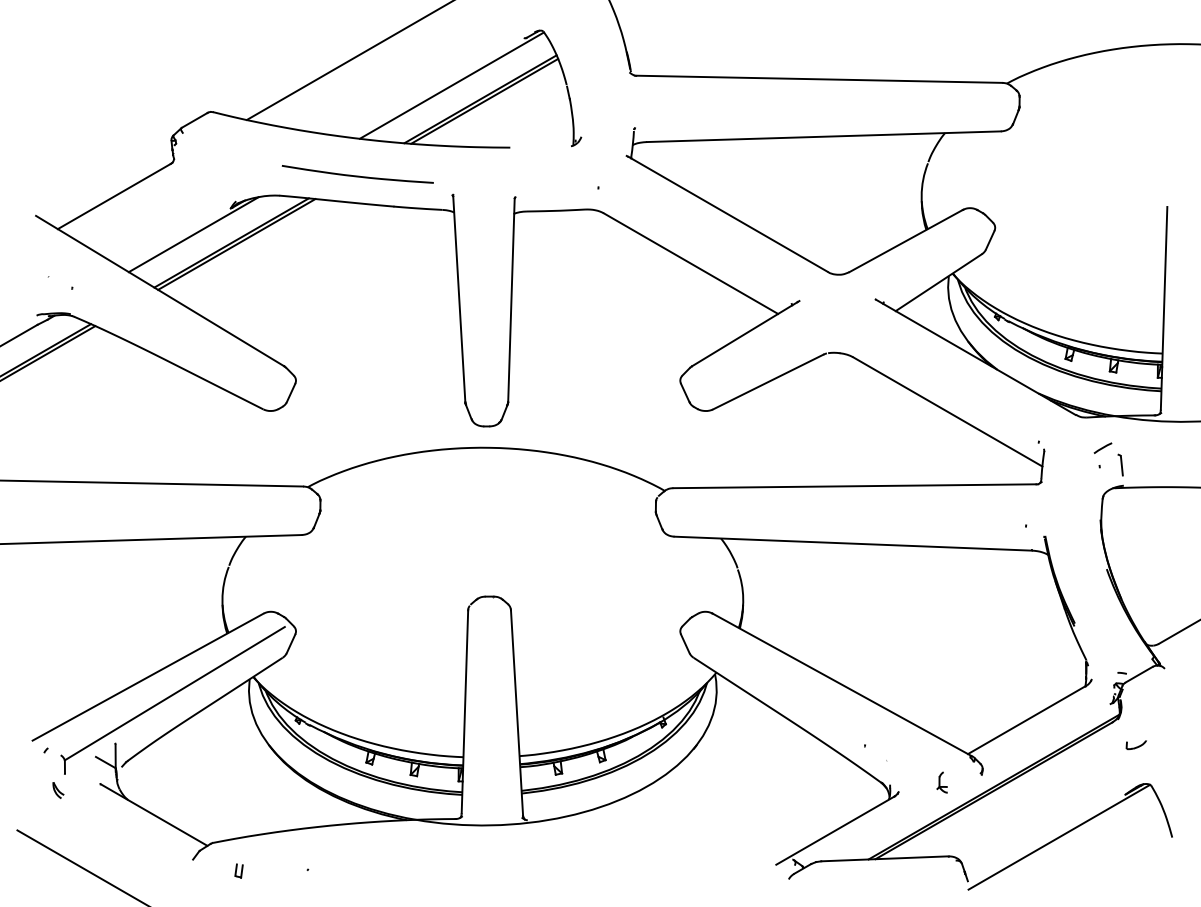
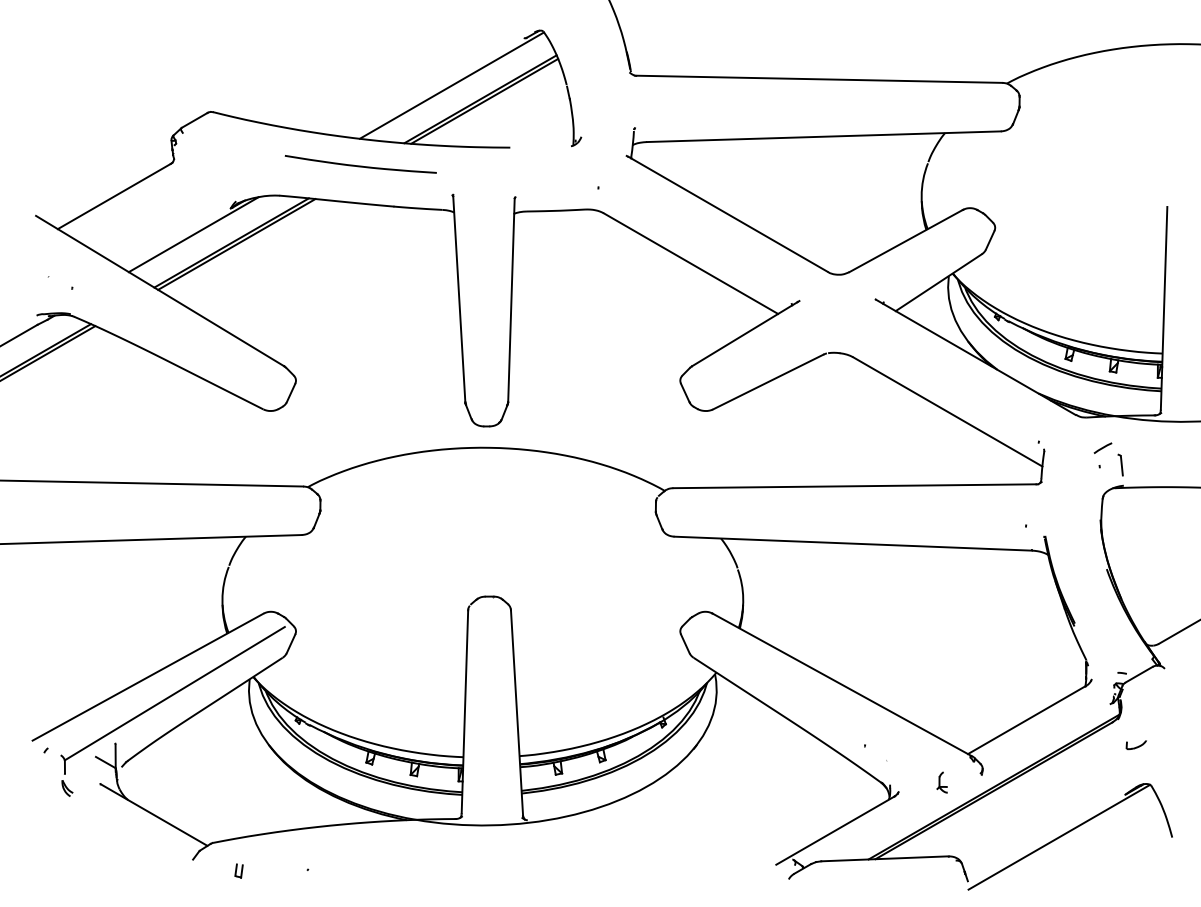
line: present -> none (348, 60)
curve position: (357, 175) -> (360, 165) (360, 165)
part position: (58, 790) -> (67, 788) (67, 788)
line: present -> none (80, 866)
